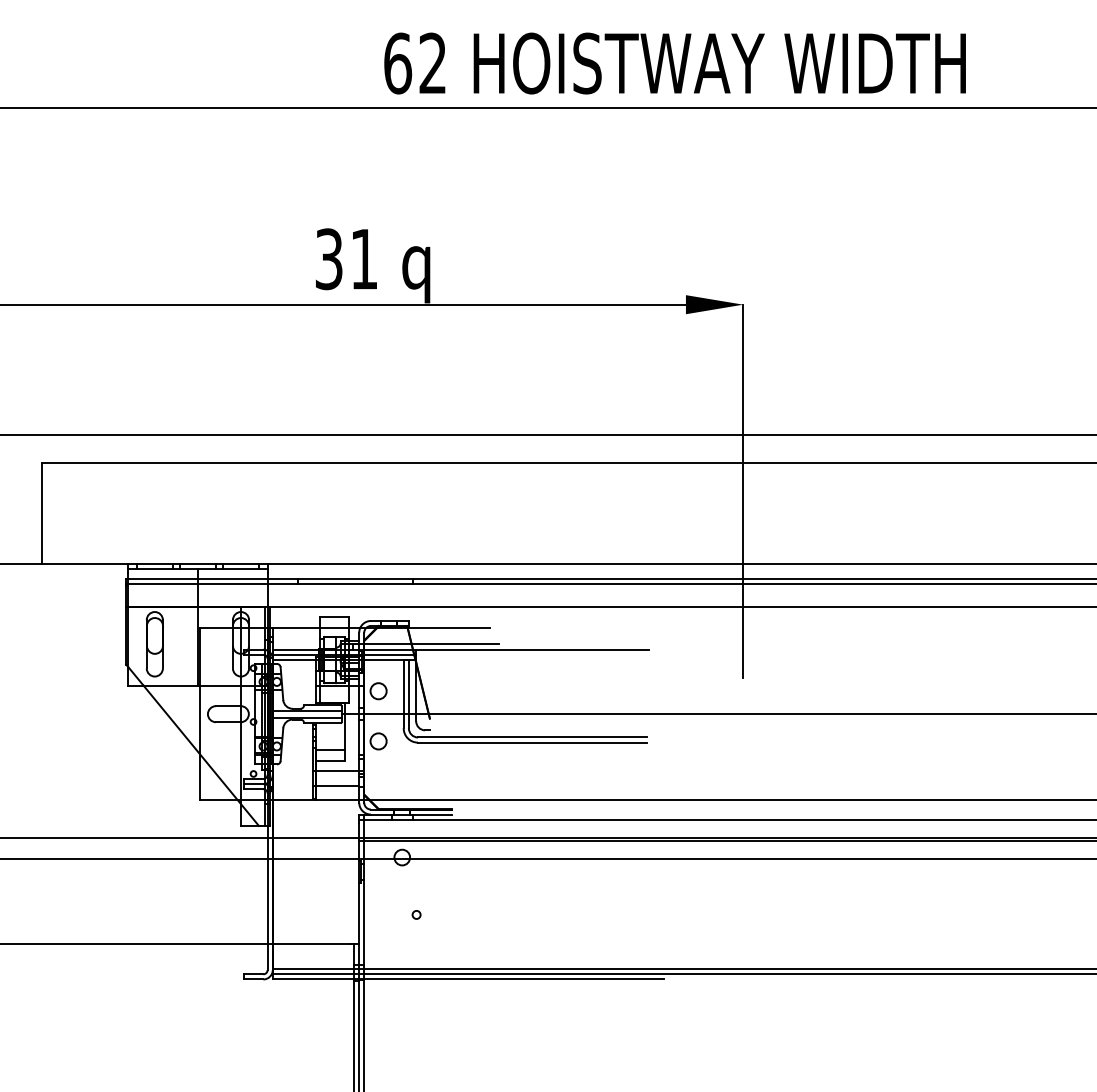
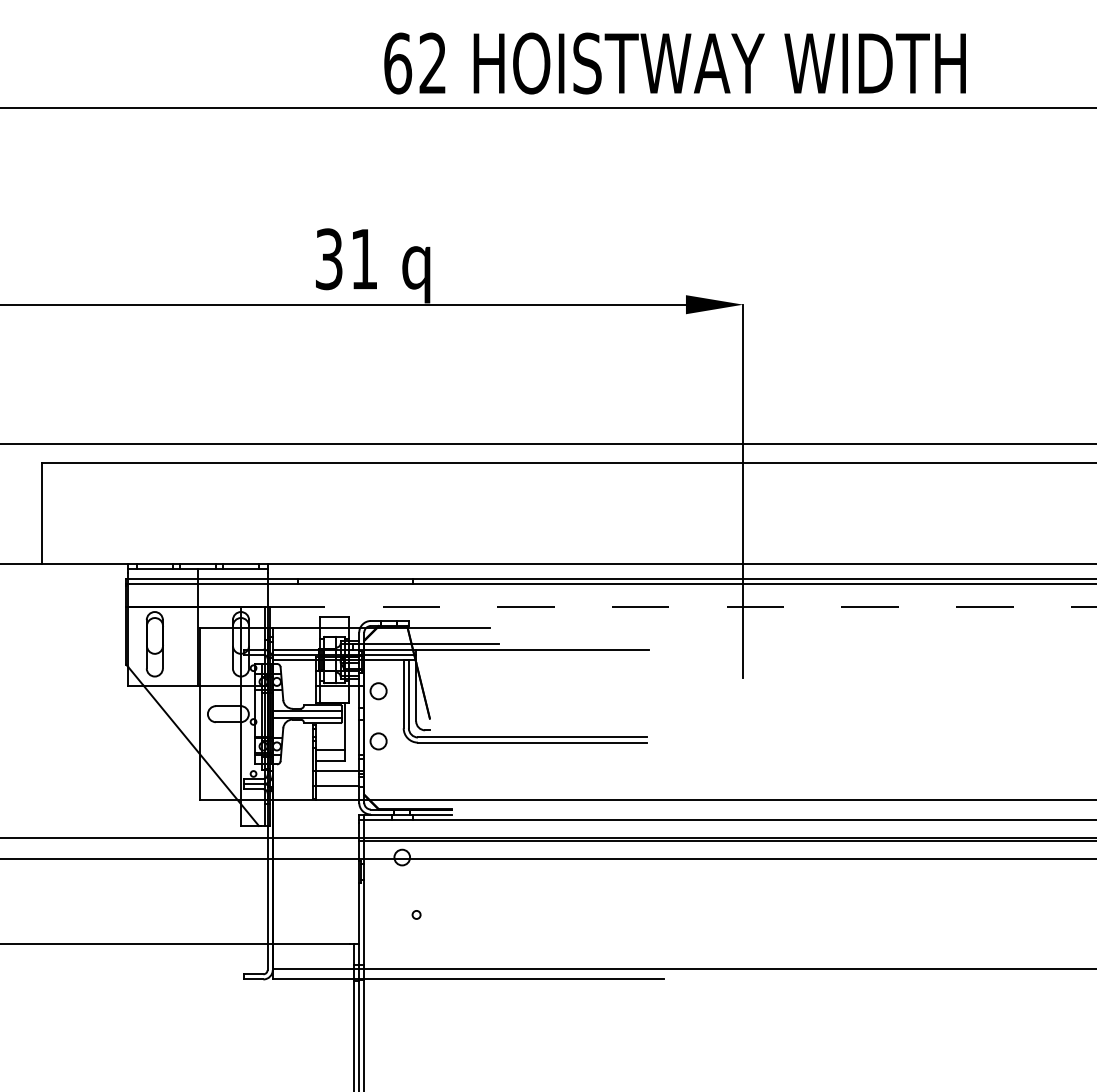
line position: (547, 434) -> (547, 443) (547, 443)
line: solid -> dashed (682, 607)
line: present -> none (717, 714)
line: present -> none (682, 974)
